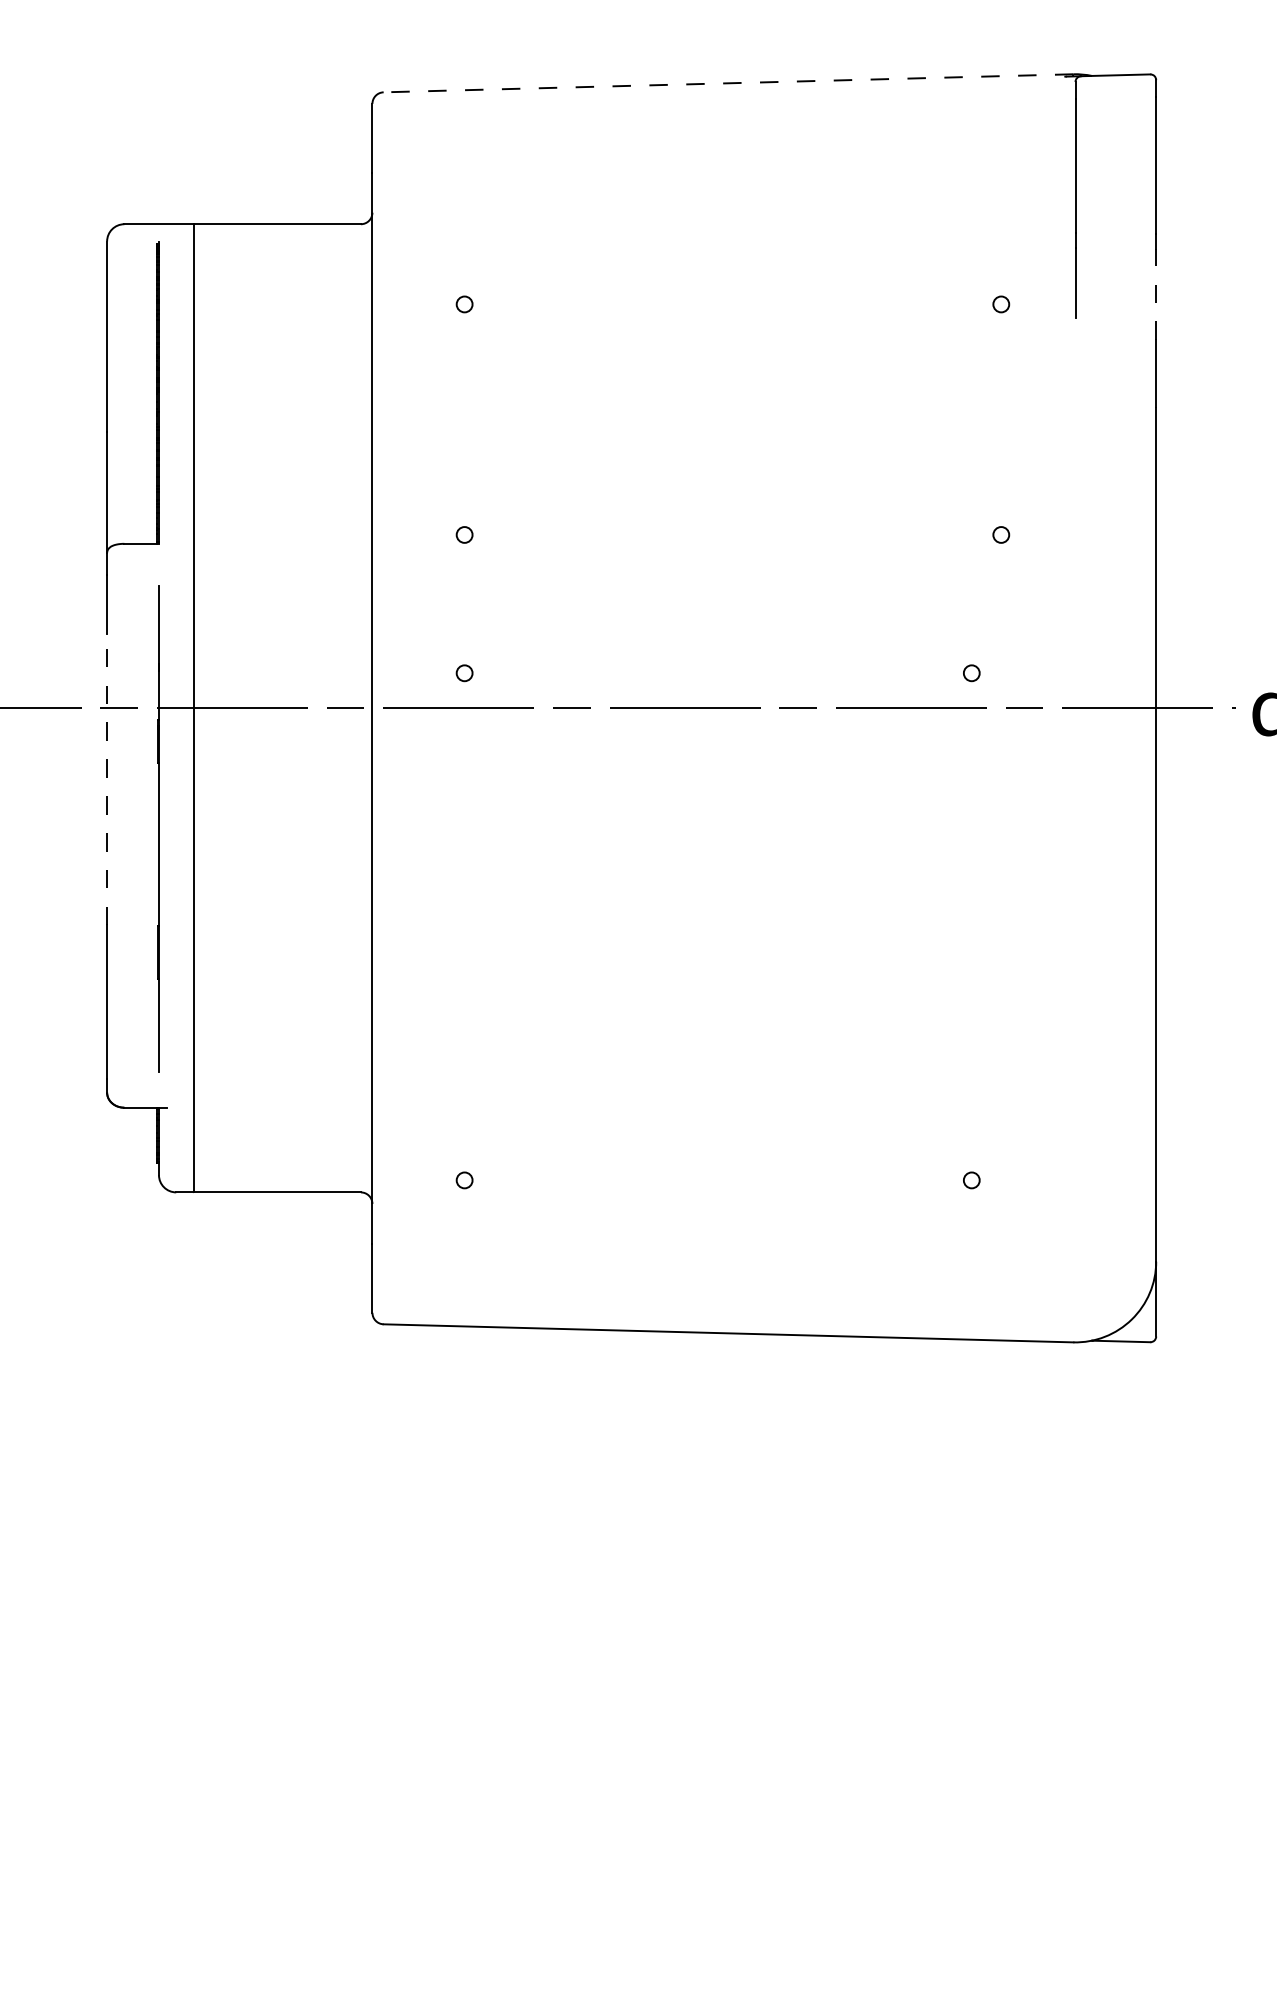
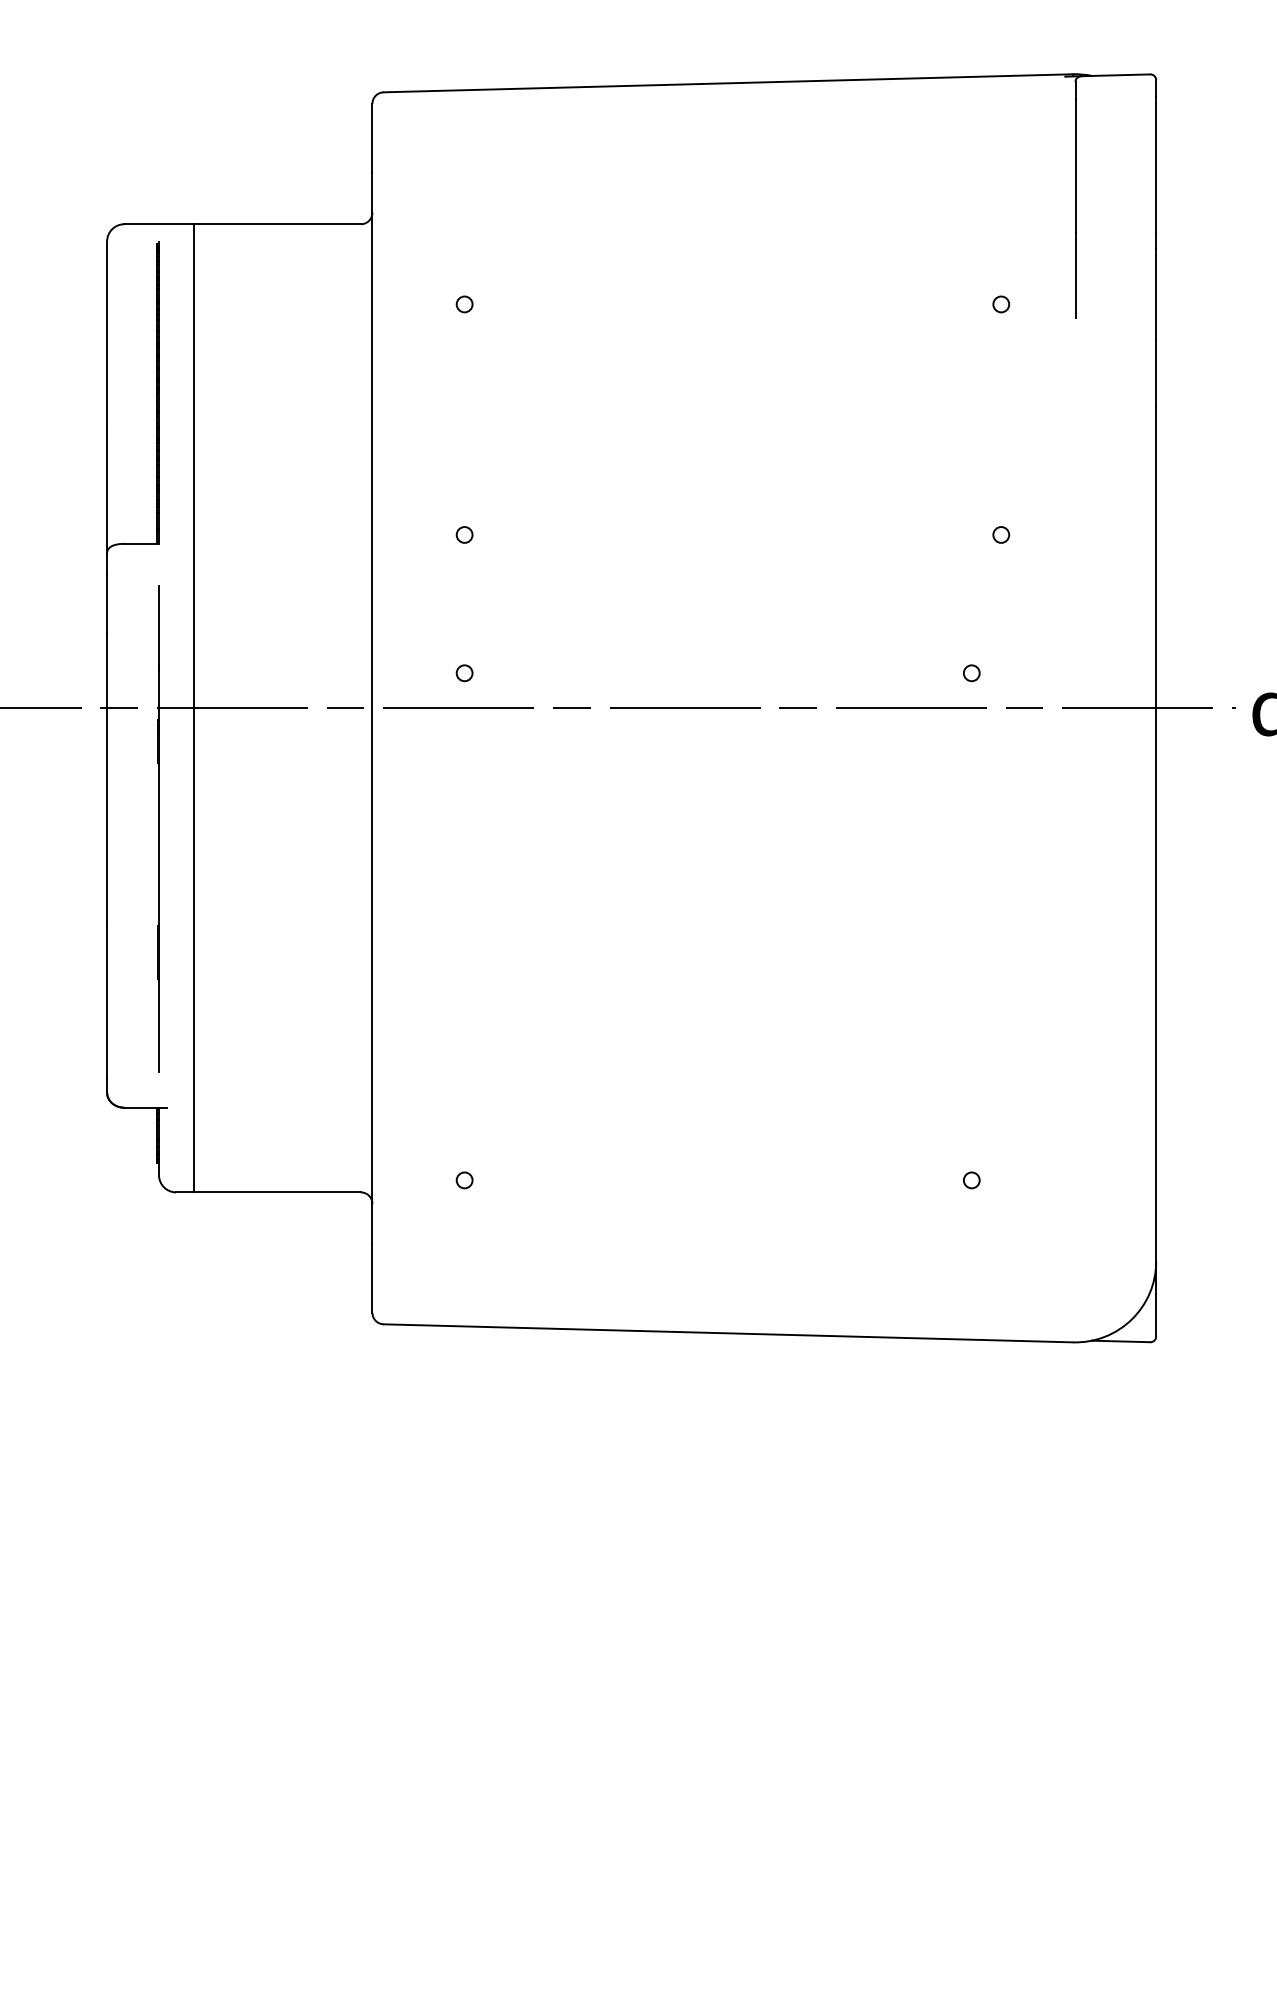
line: dashed -> solid (728, 83)
line: dashed -> solid (1156, 294)
line: dashed -> solid (107, 779)
